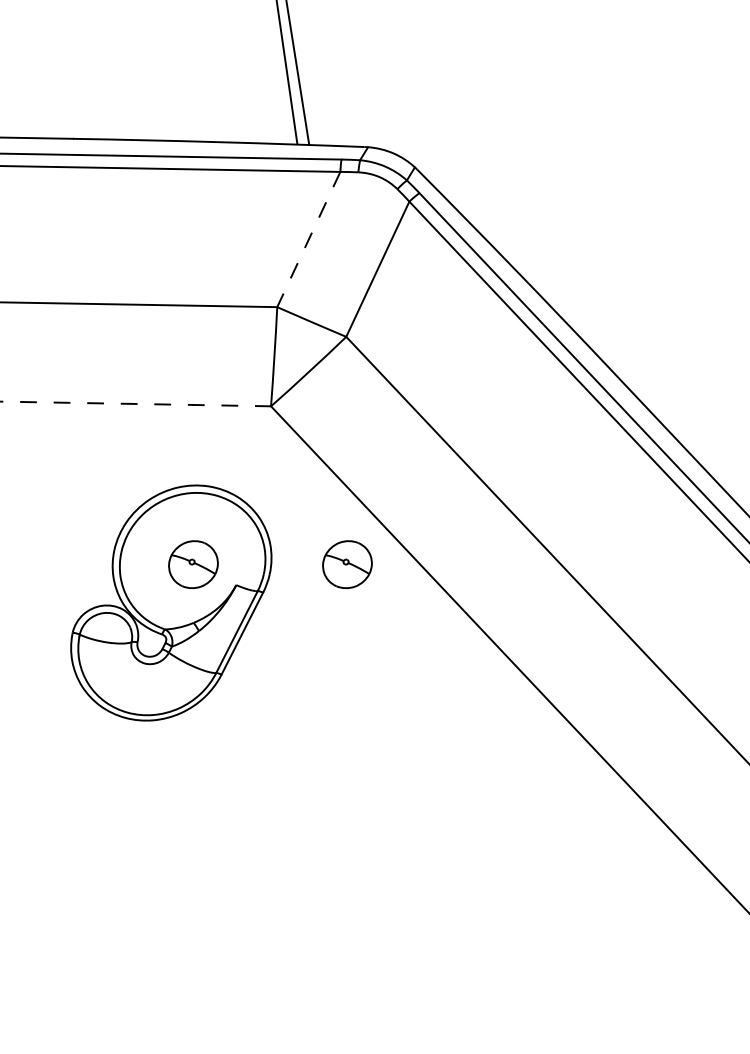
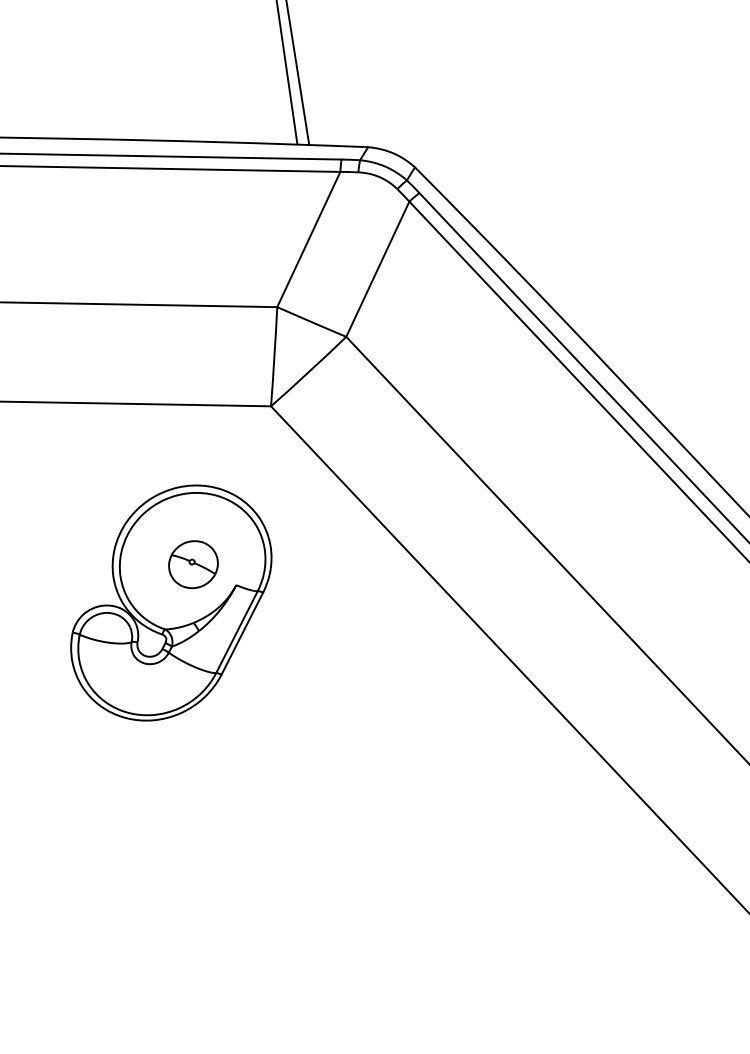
line: dashed -> solid (308, 239)
line: dashed -> solid (136, 403)
part: present -> none (347, 564)
